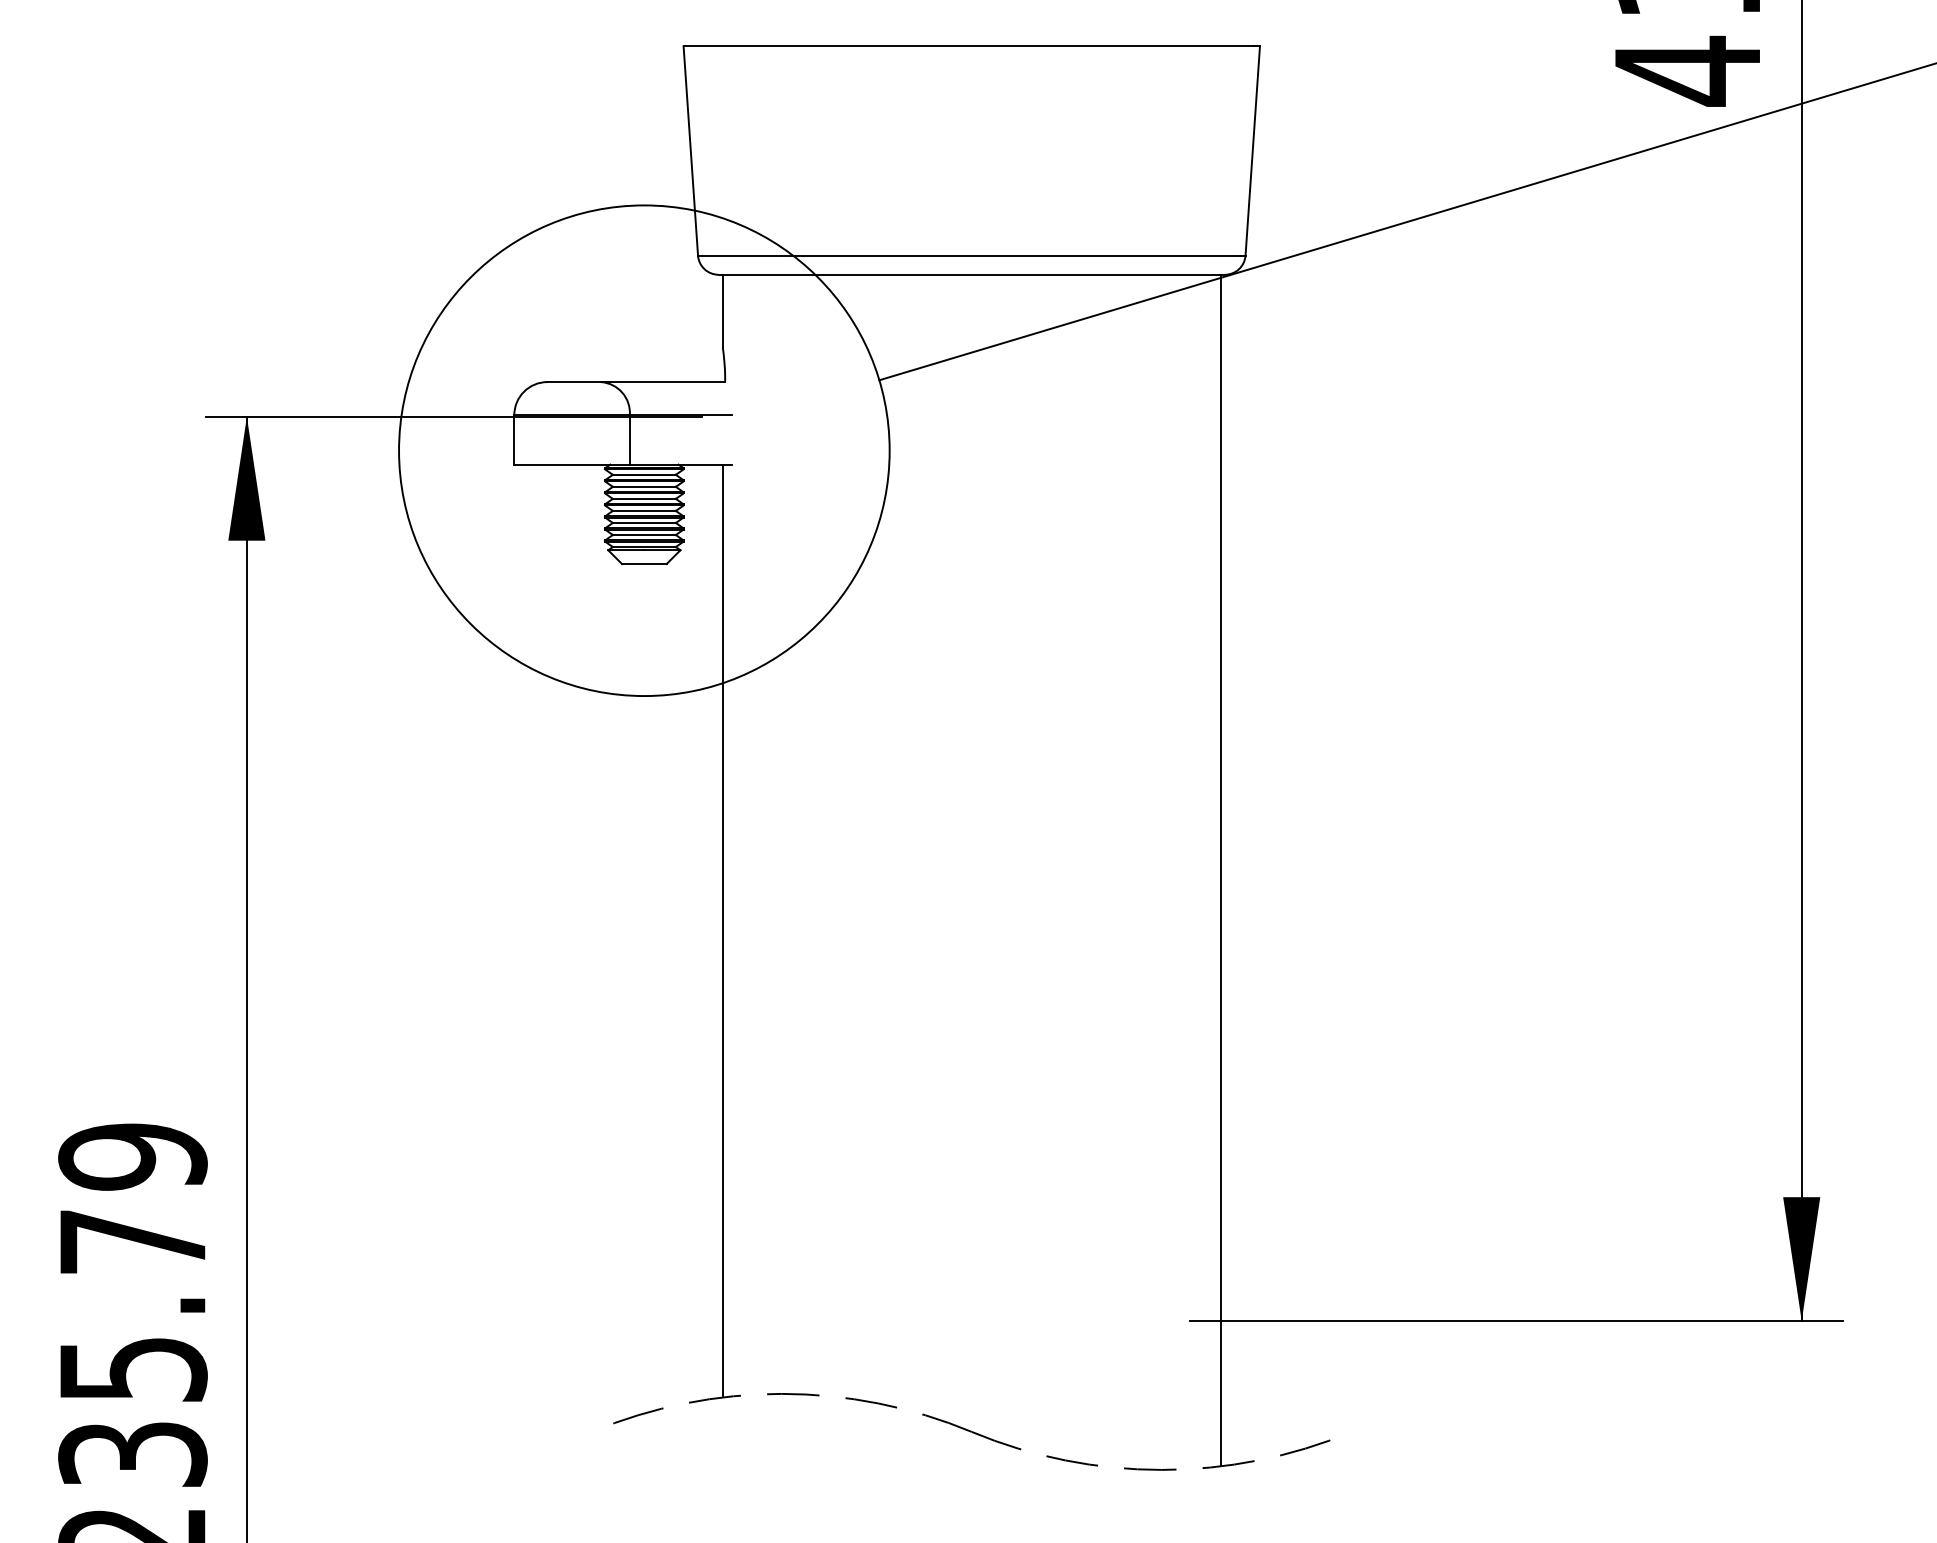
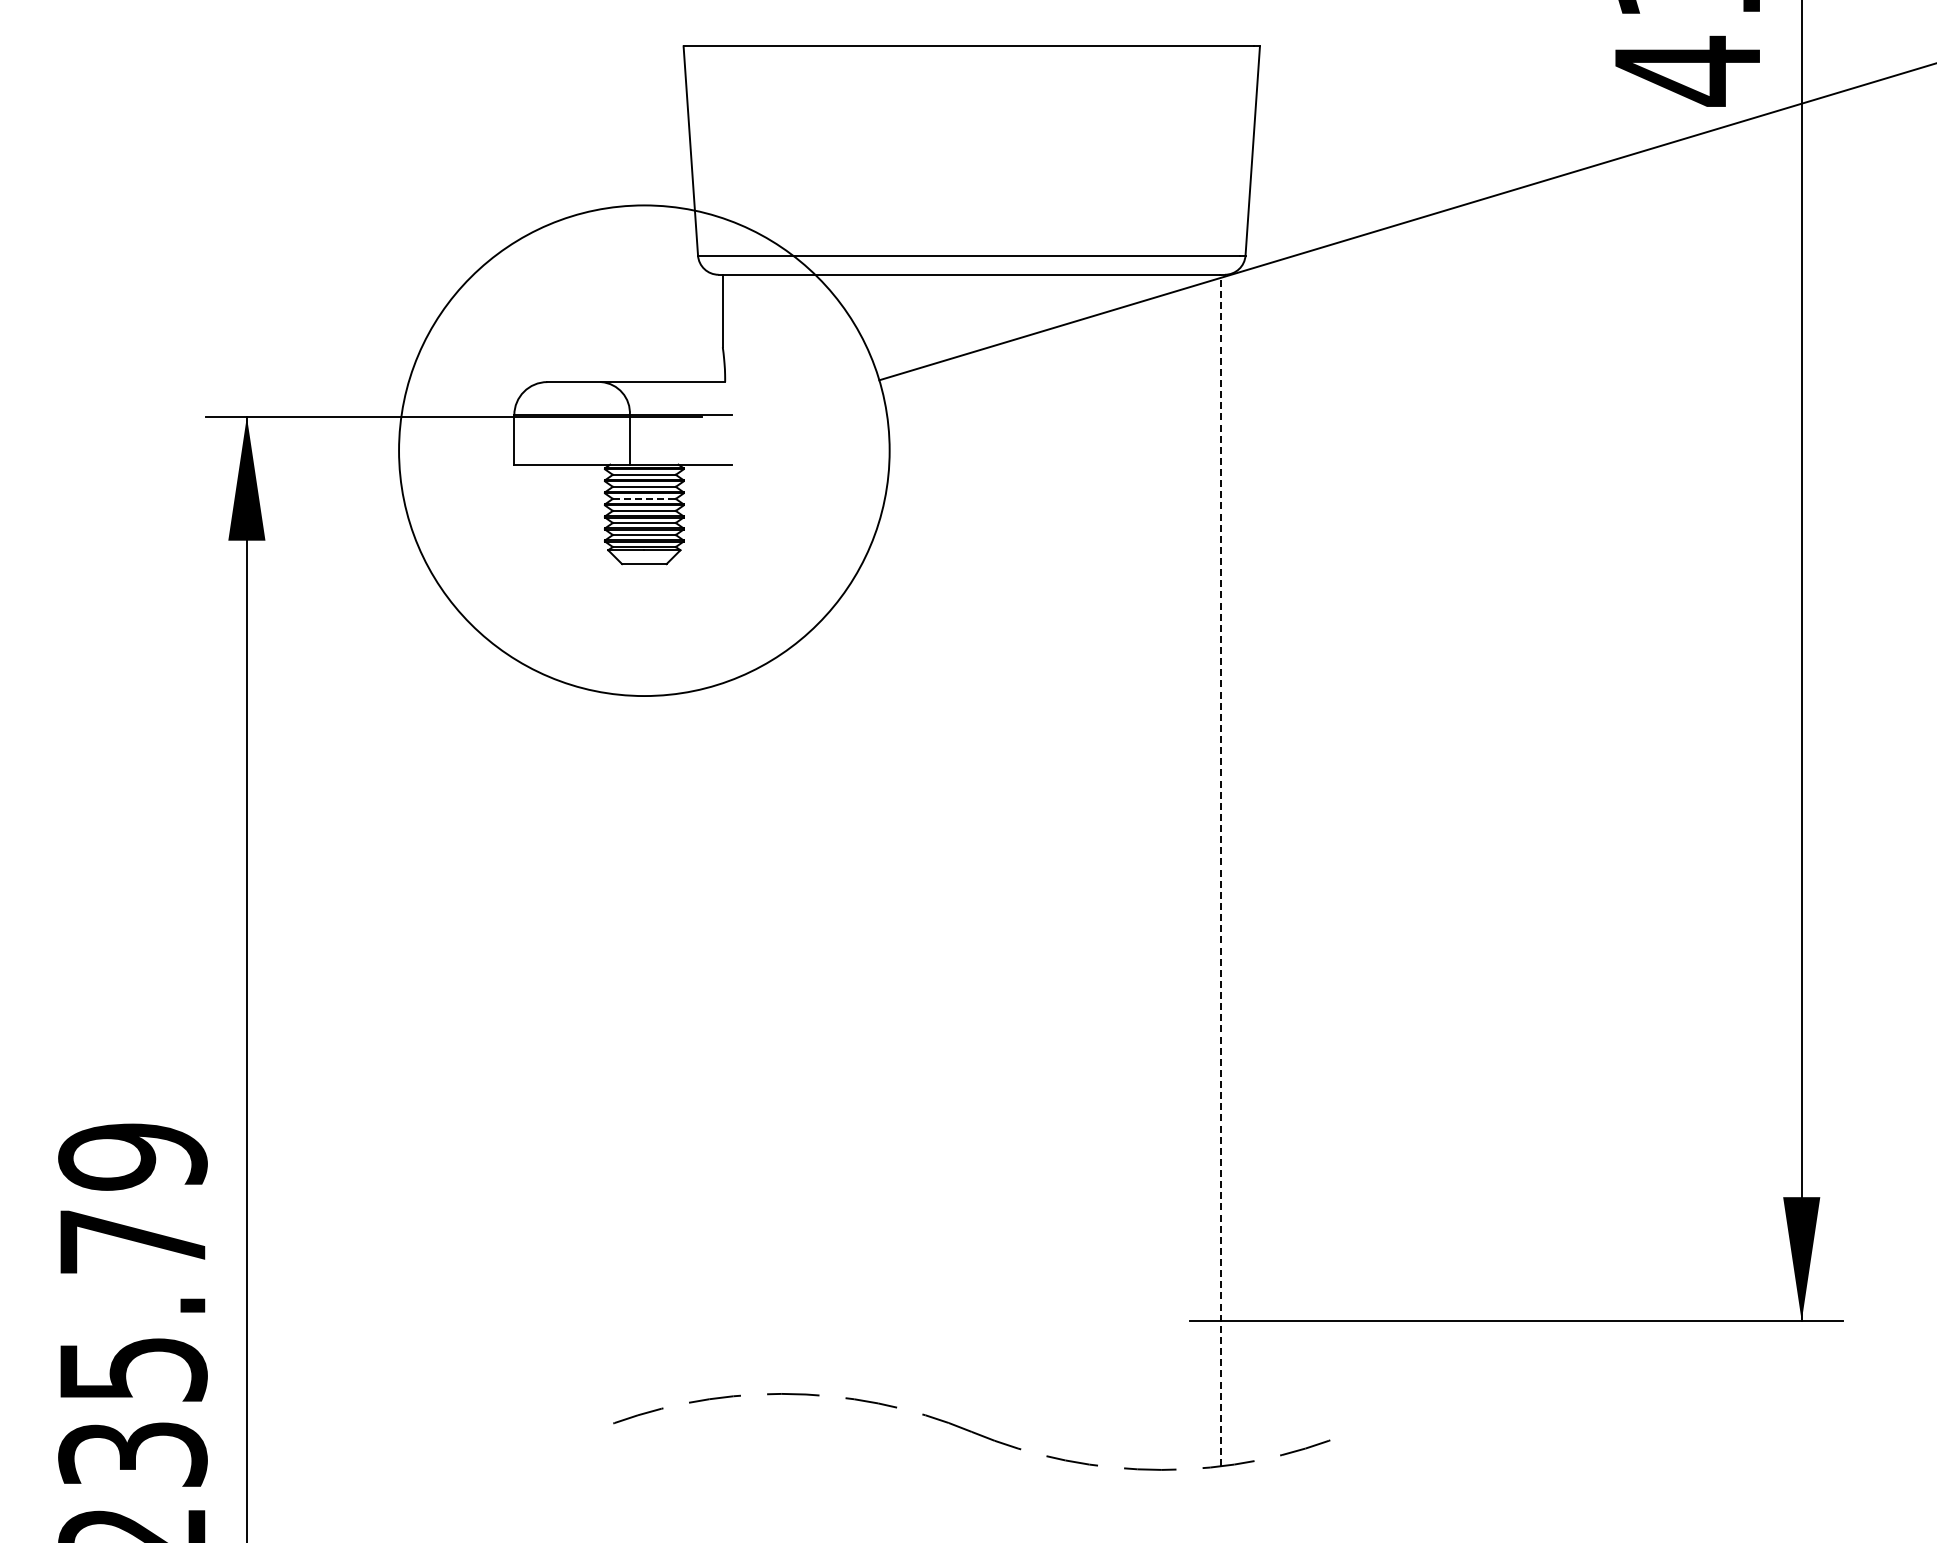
line: solid -> dashed (644, 498)
line: solid -> dashed (1220, 870)
line: present -> none (722, 930)
